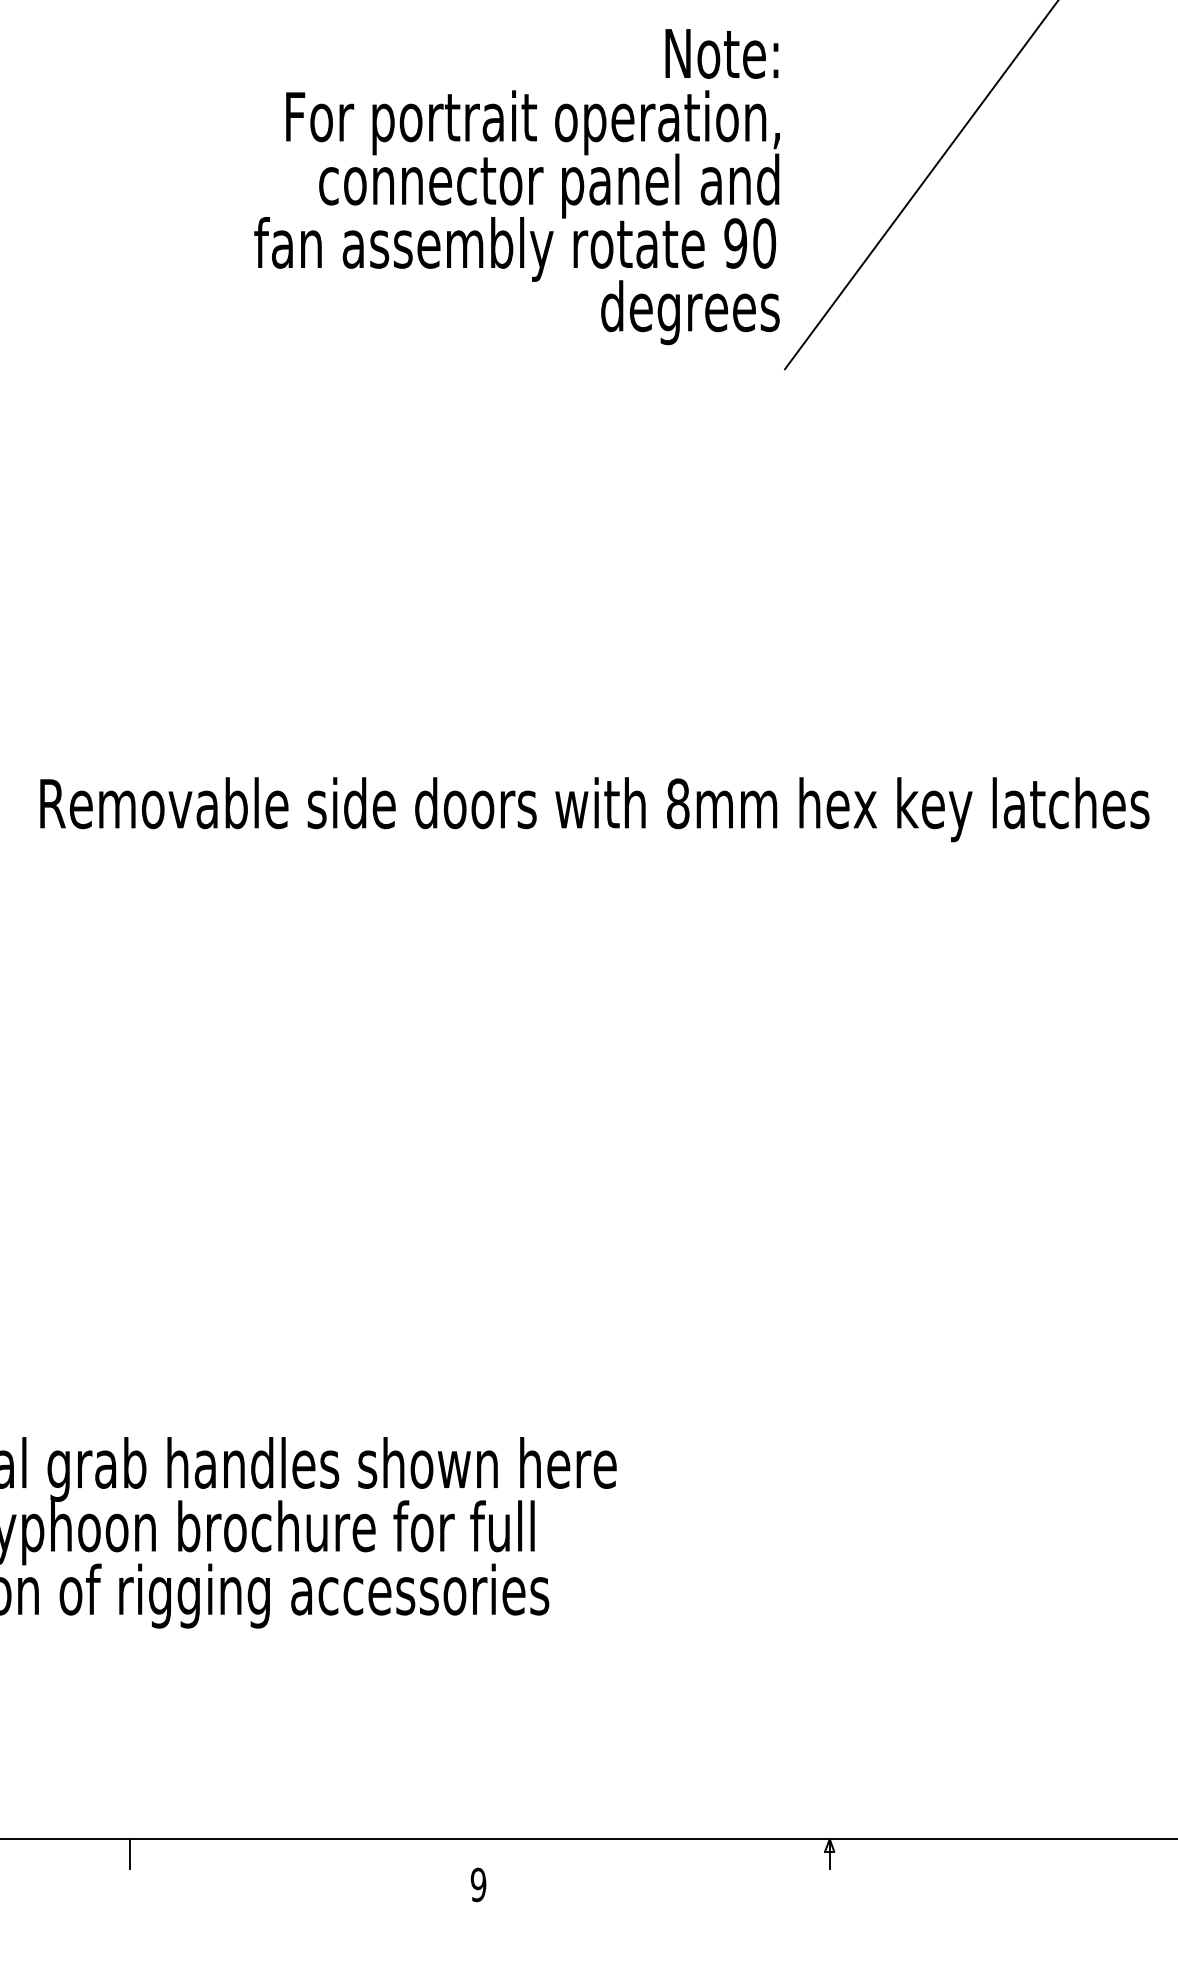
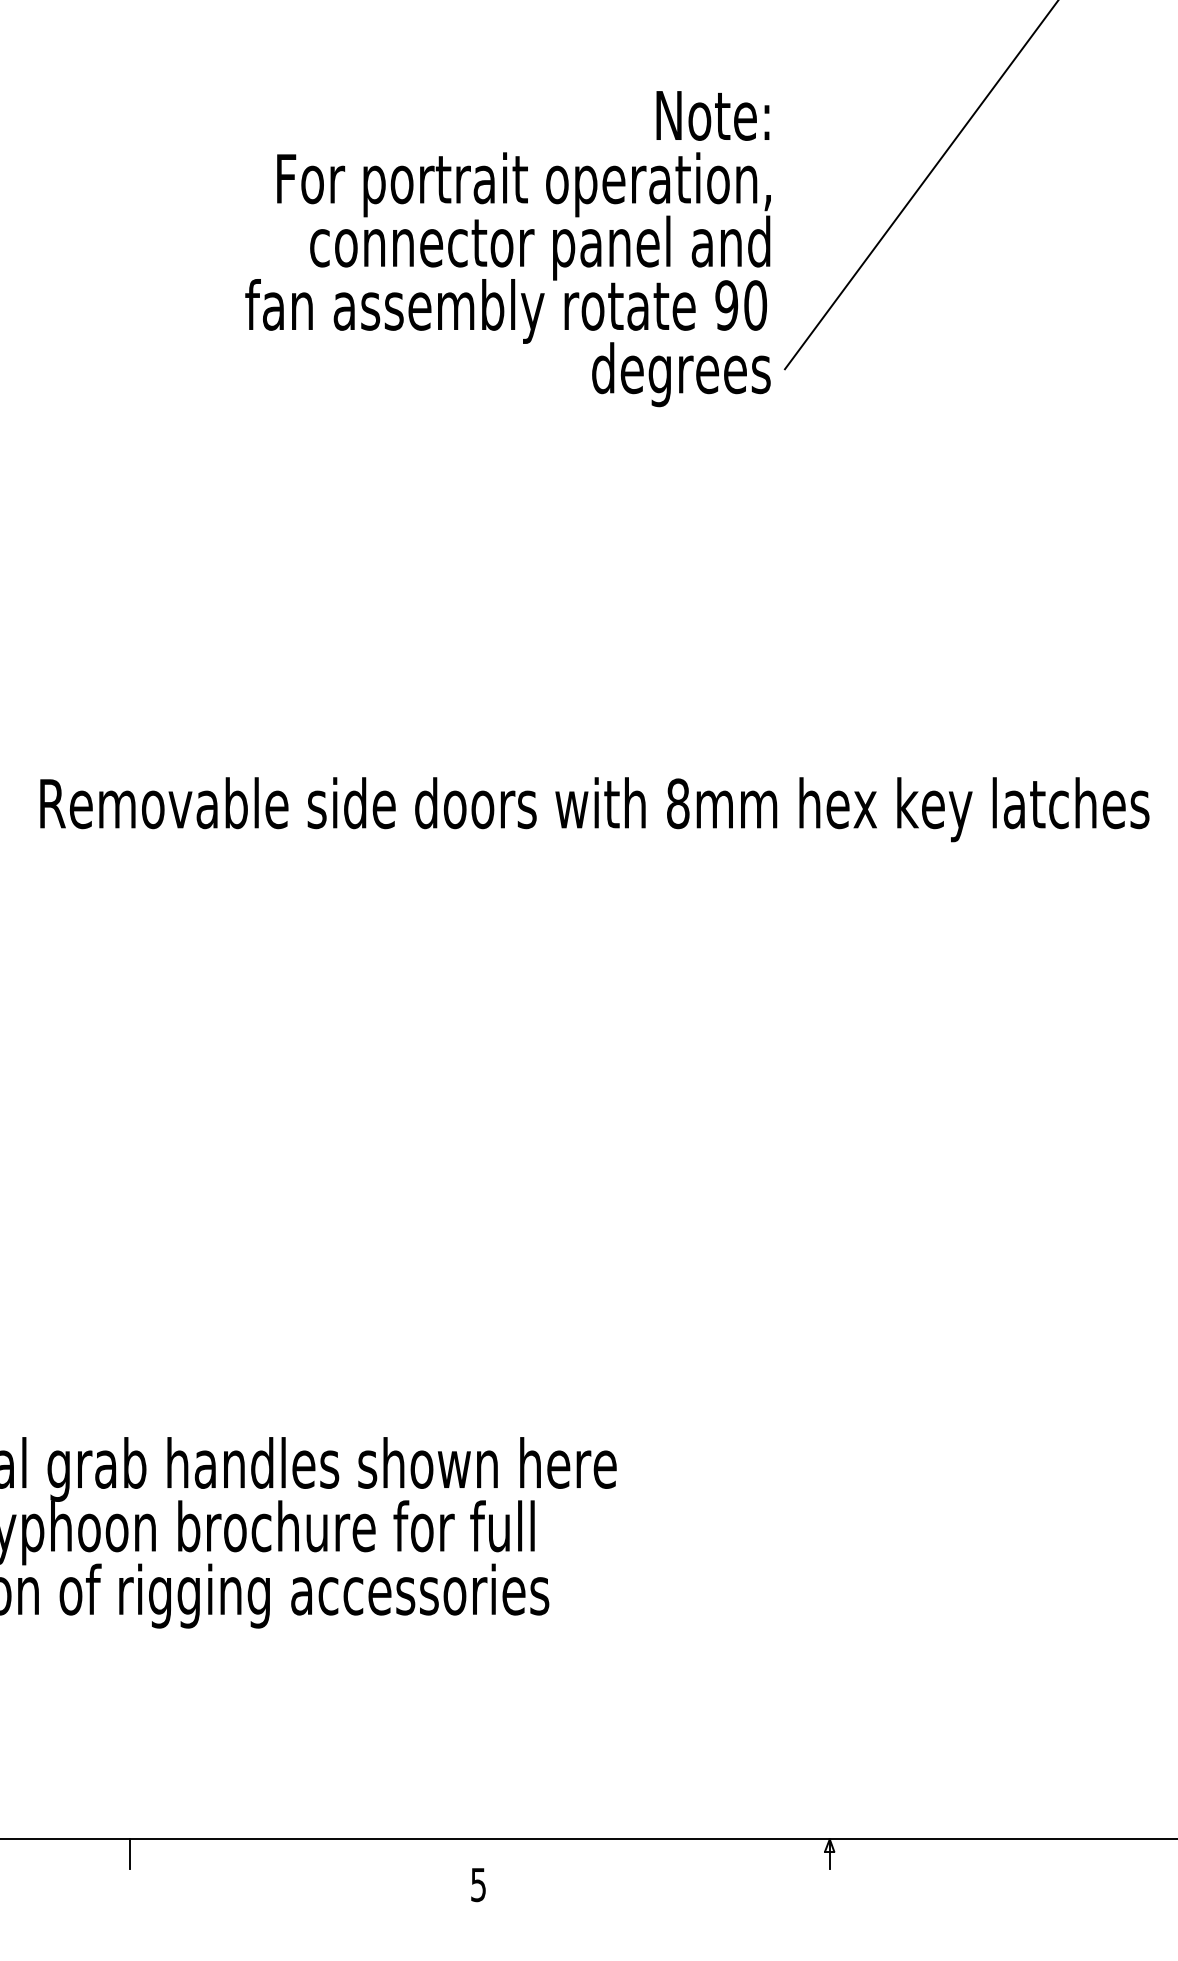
text position: (516, 187) -> (507, 249) (507, 249)
text: 9 -> 5 (478, 1884)
